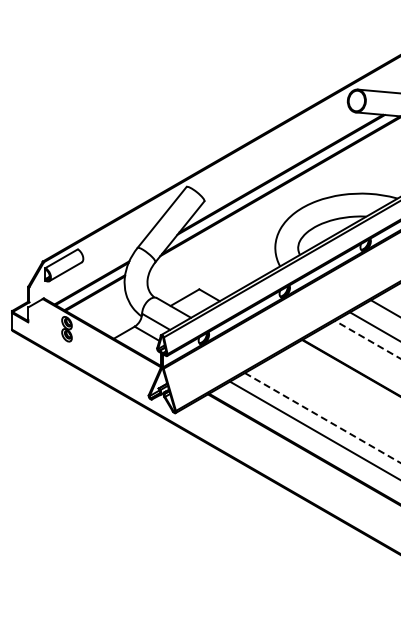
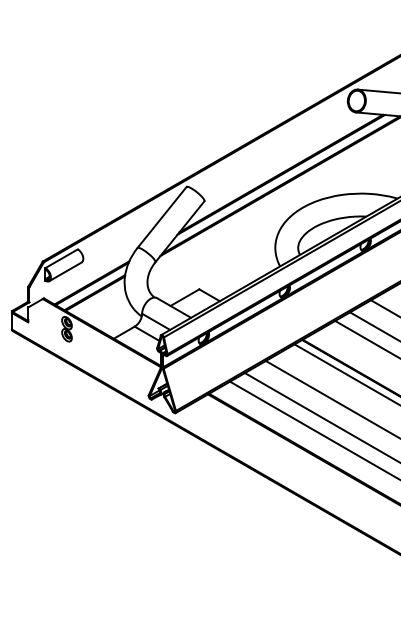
line: dashed -> solid (368, 339)
line: none -> present (345, 374)
line: none -> present (331, 399)
line: dashed -> solid (322, 418)
